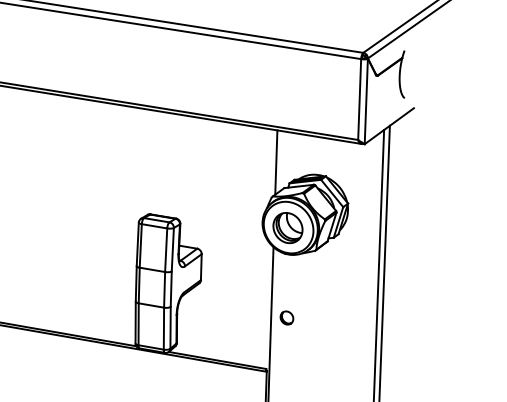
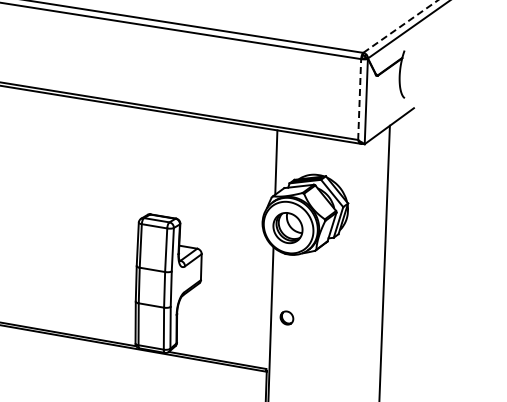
line: solid -> dashed (400, 26)
line: solid -> dashed (359, 99)
line: present -> none (378, 264)
